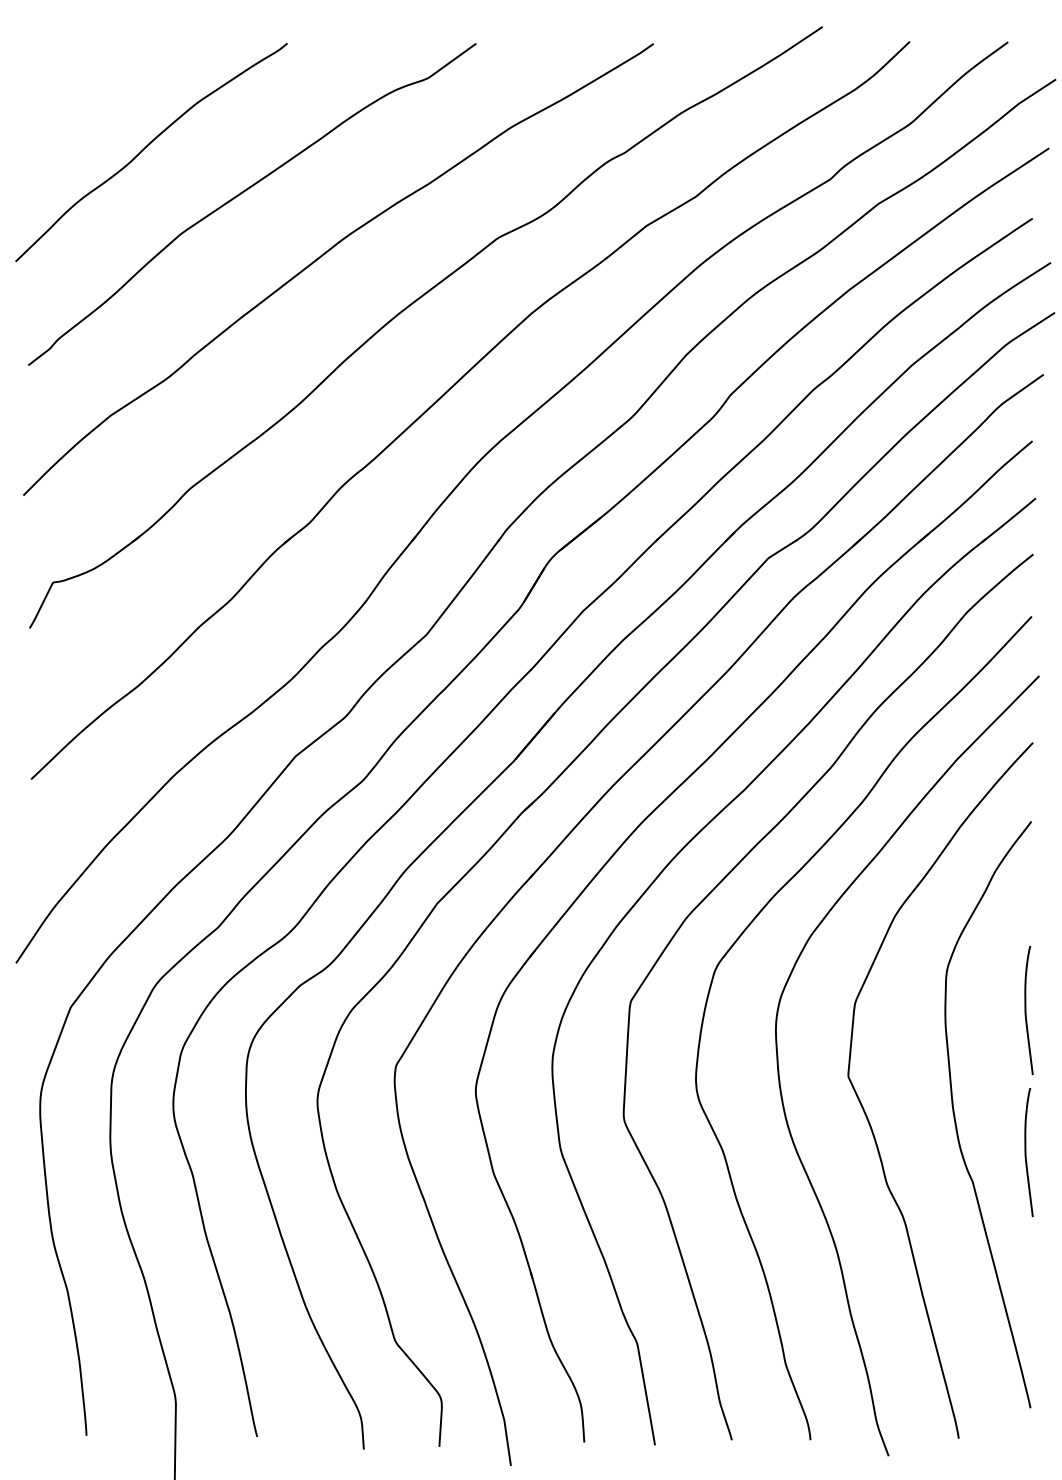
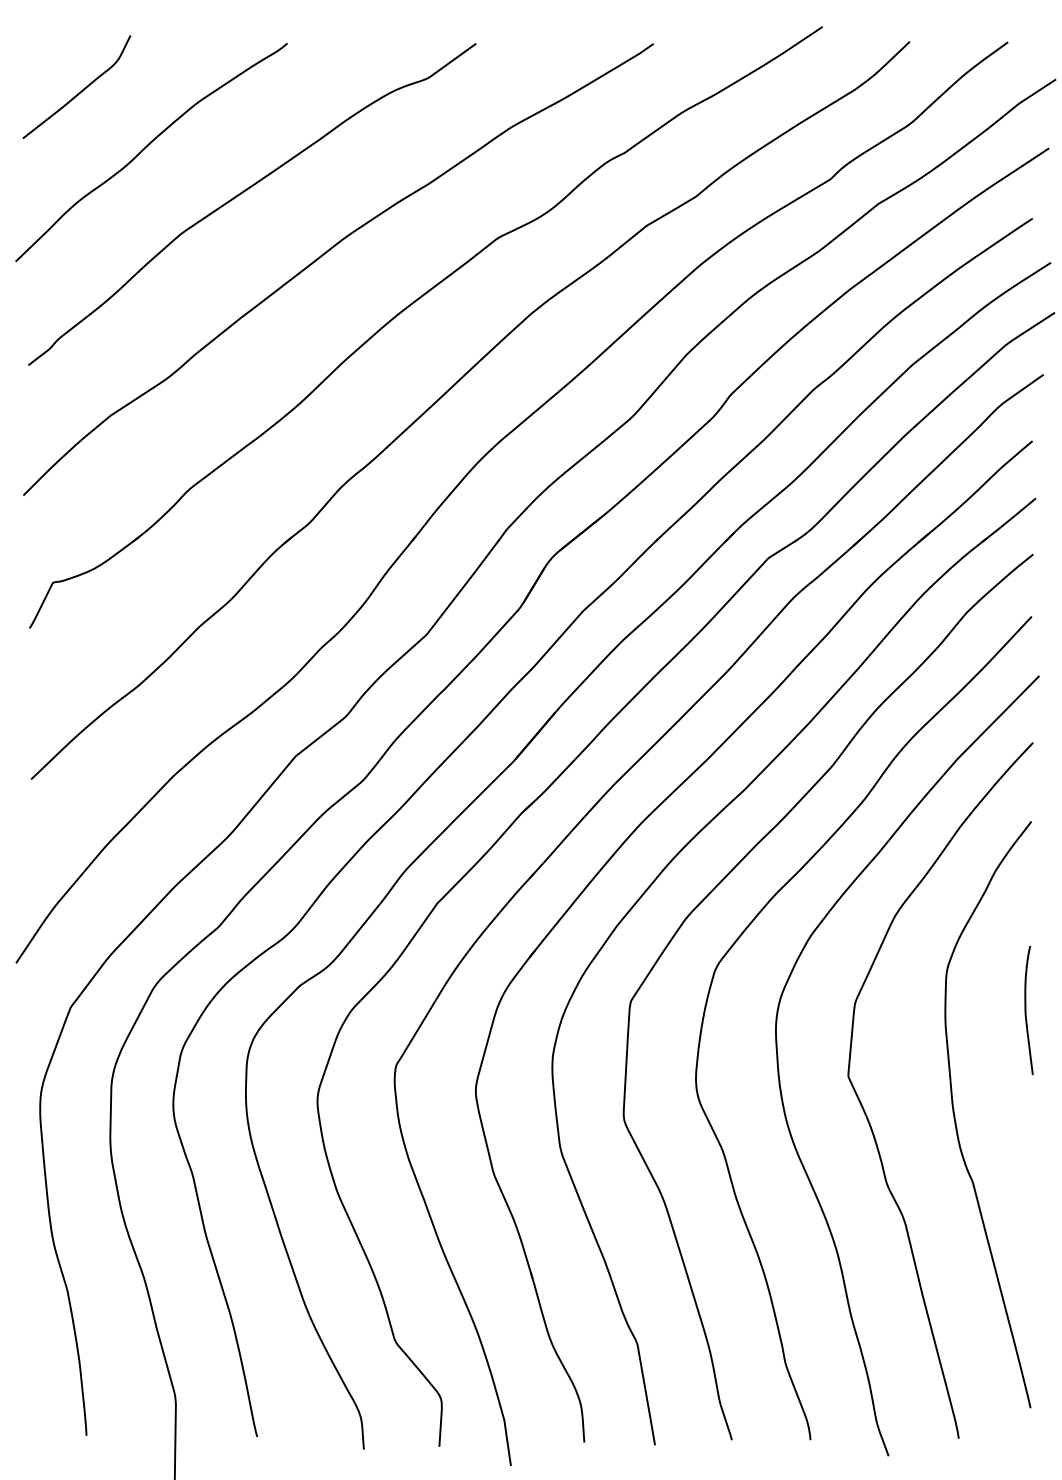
curve: none -> present (78, 92)
curve: present -> none (1026, 1152)
